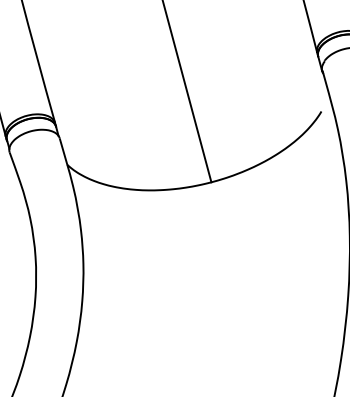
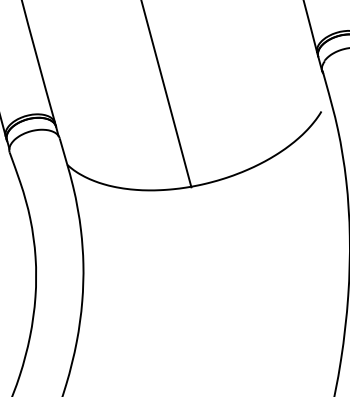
line position: (187, 92) -> (166, 94) (166, 94)
